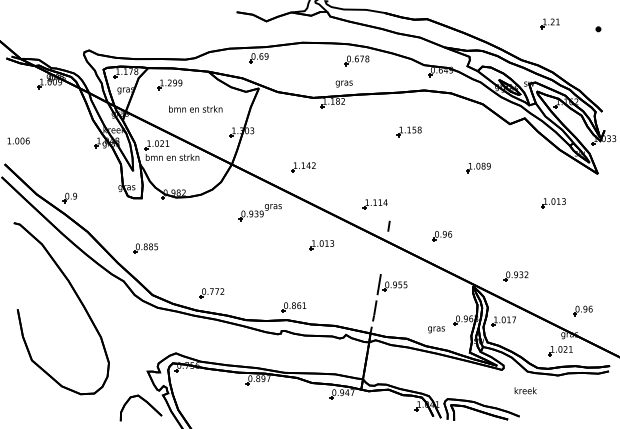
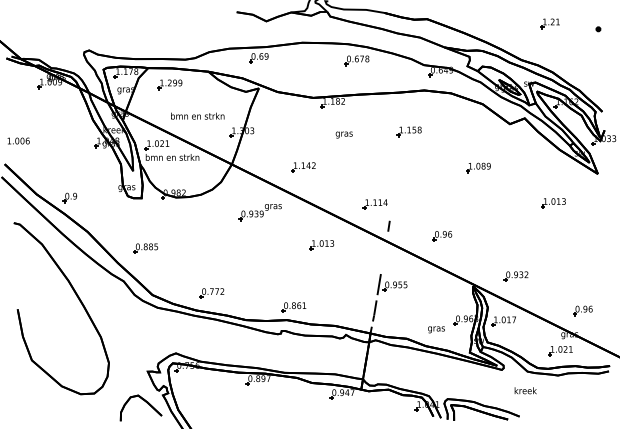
text position: (343, 83) -> (343, 134) (343, 134)
text position: (195, 108) -> (197, 115) (197, 115)
